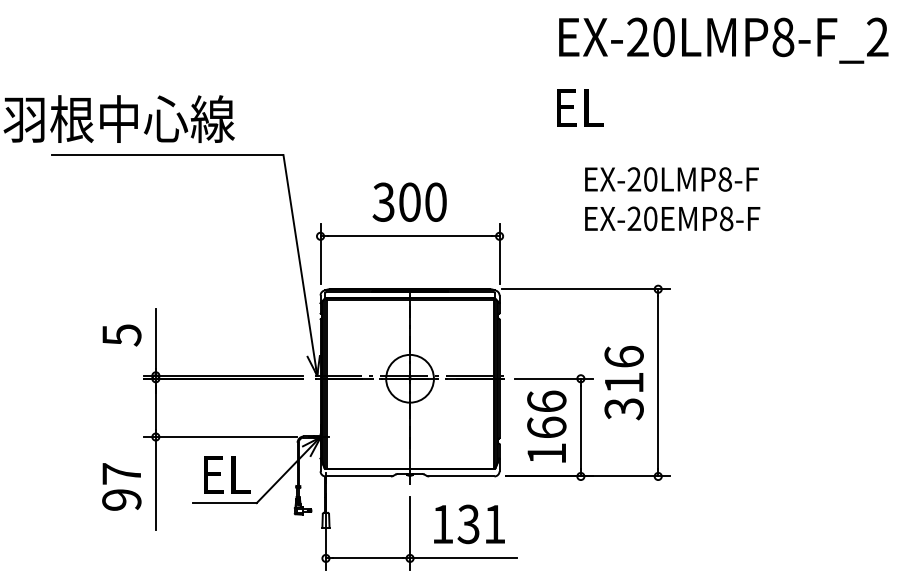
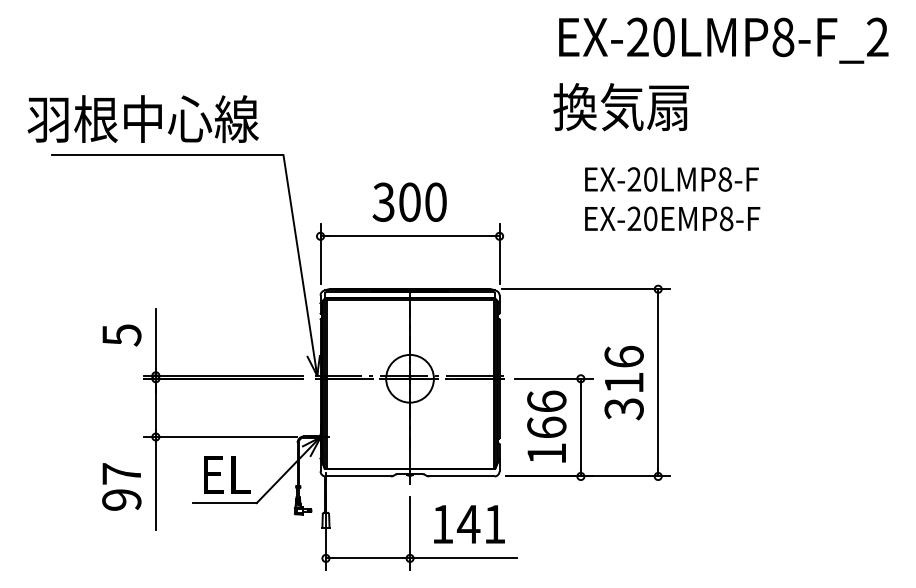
text: EL -> 換気扇 (620, 107)
text position: (118, 118) -> (142, 118) (142, 118)
text: 131 -> 141 (468, 524)
